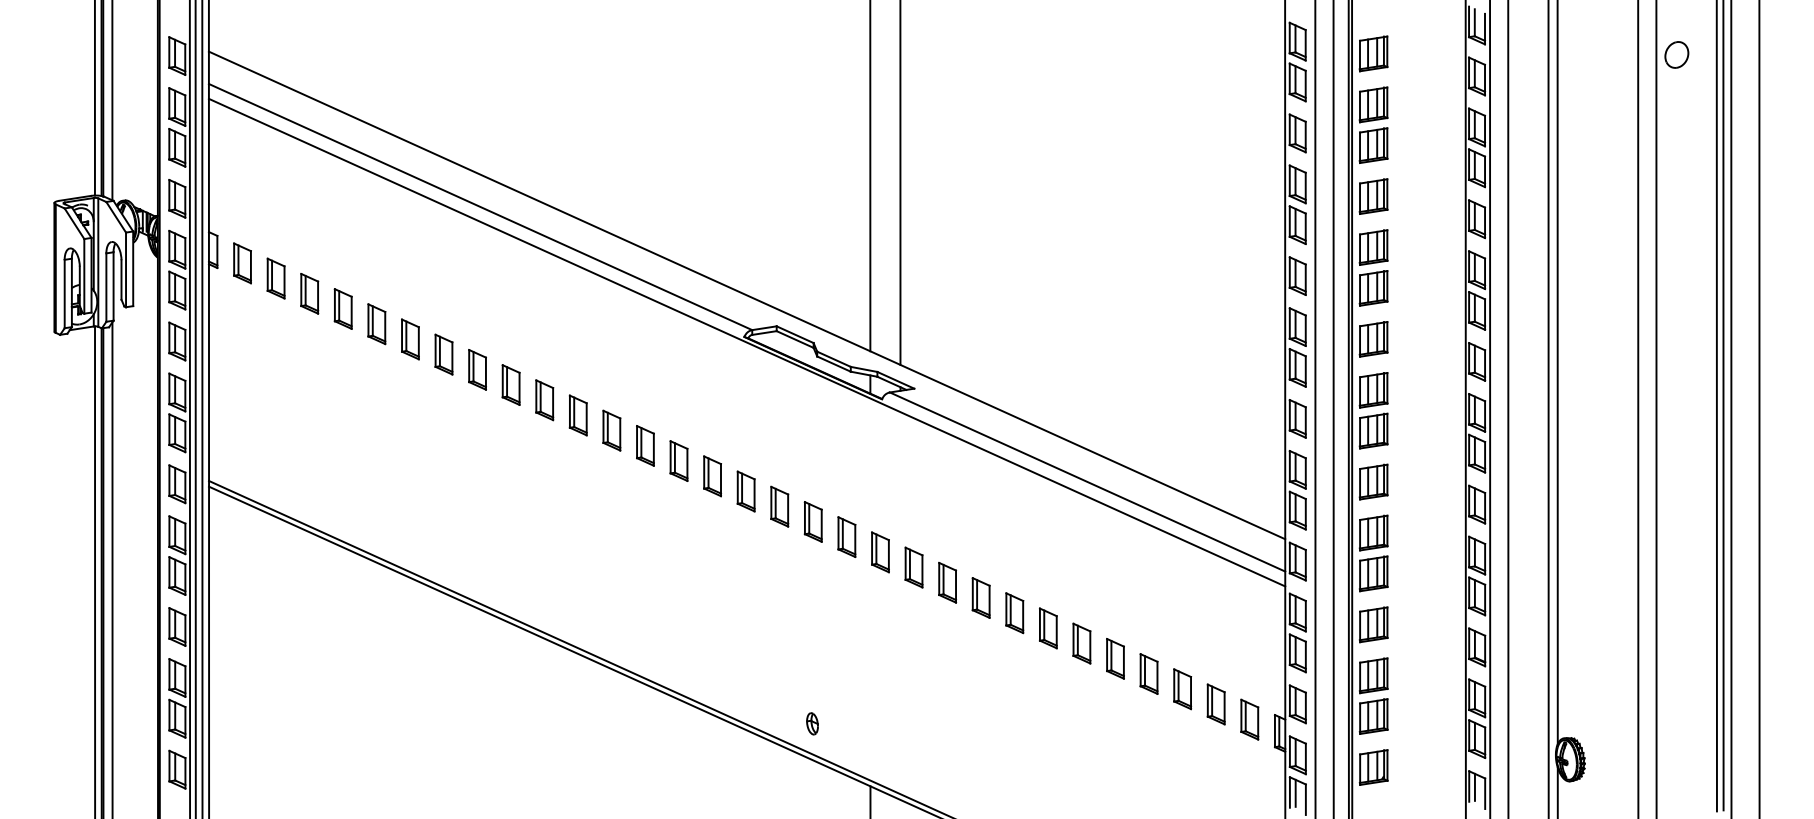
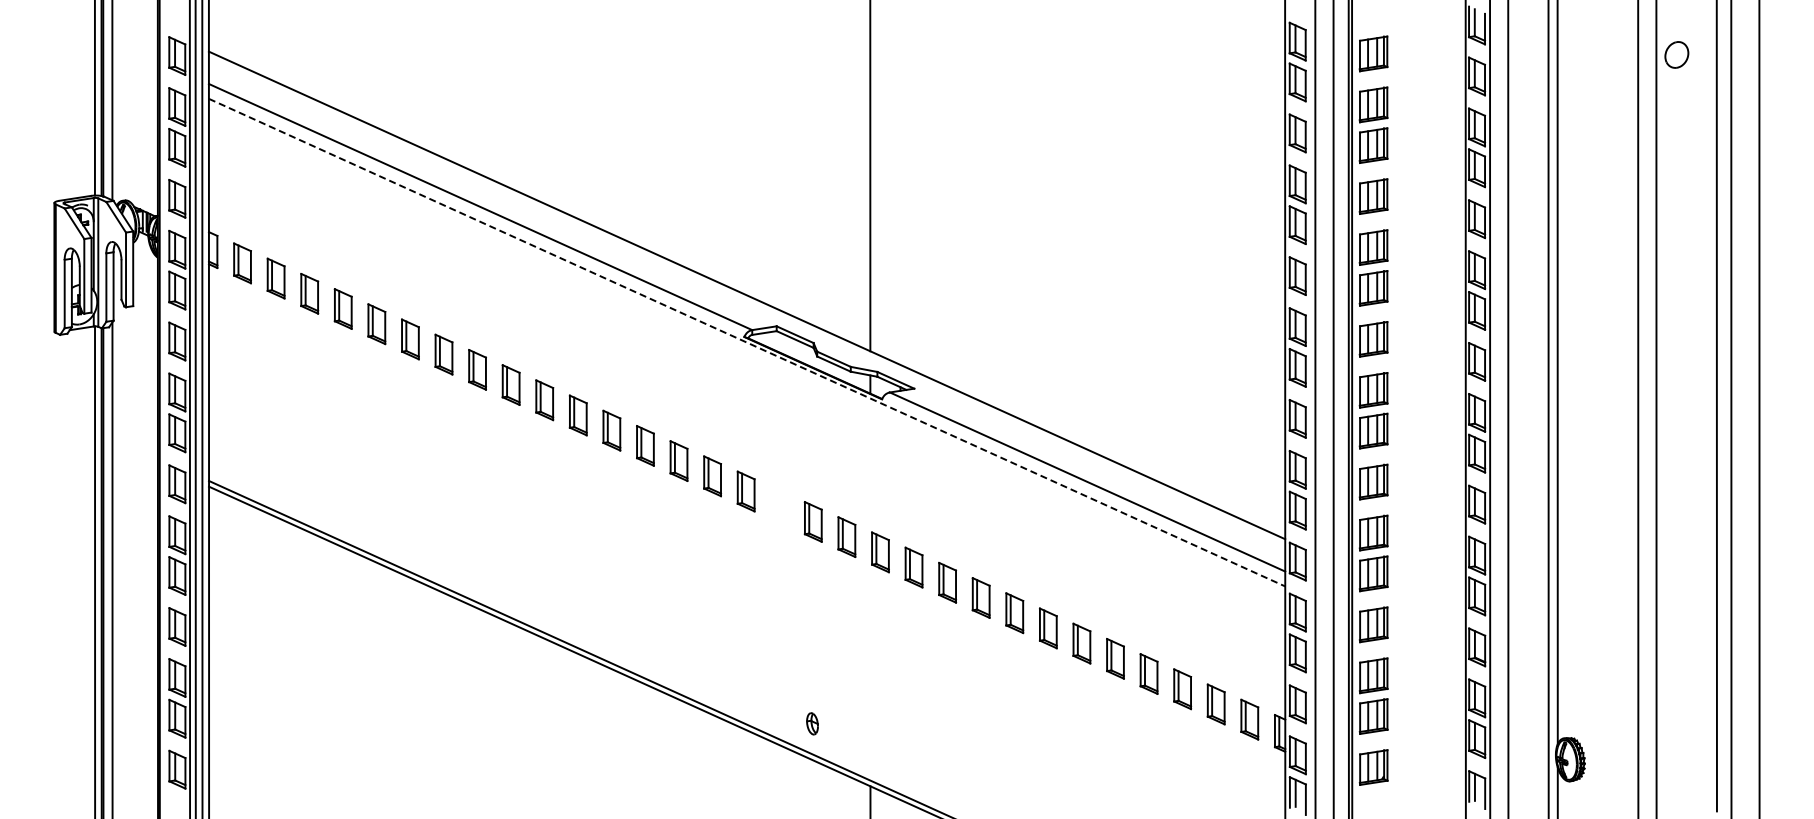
line: present -> none (900, 183)
line: solid -> dashed (747, 342)
line: present -> none (1723, 406)
part: present -> none (779, 506)
